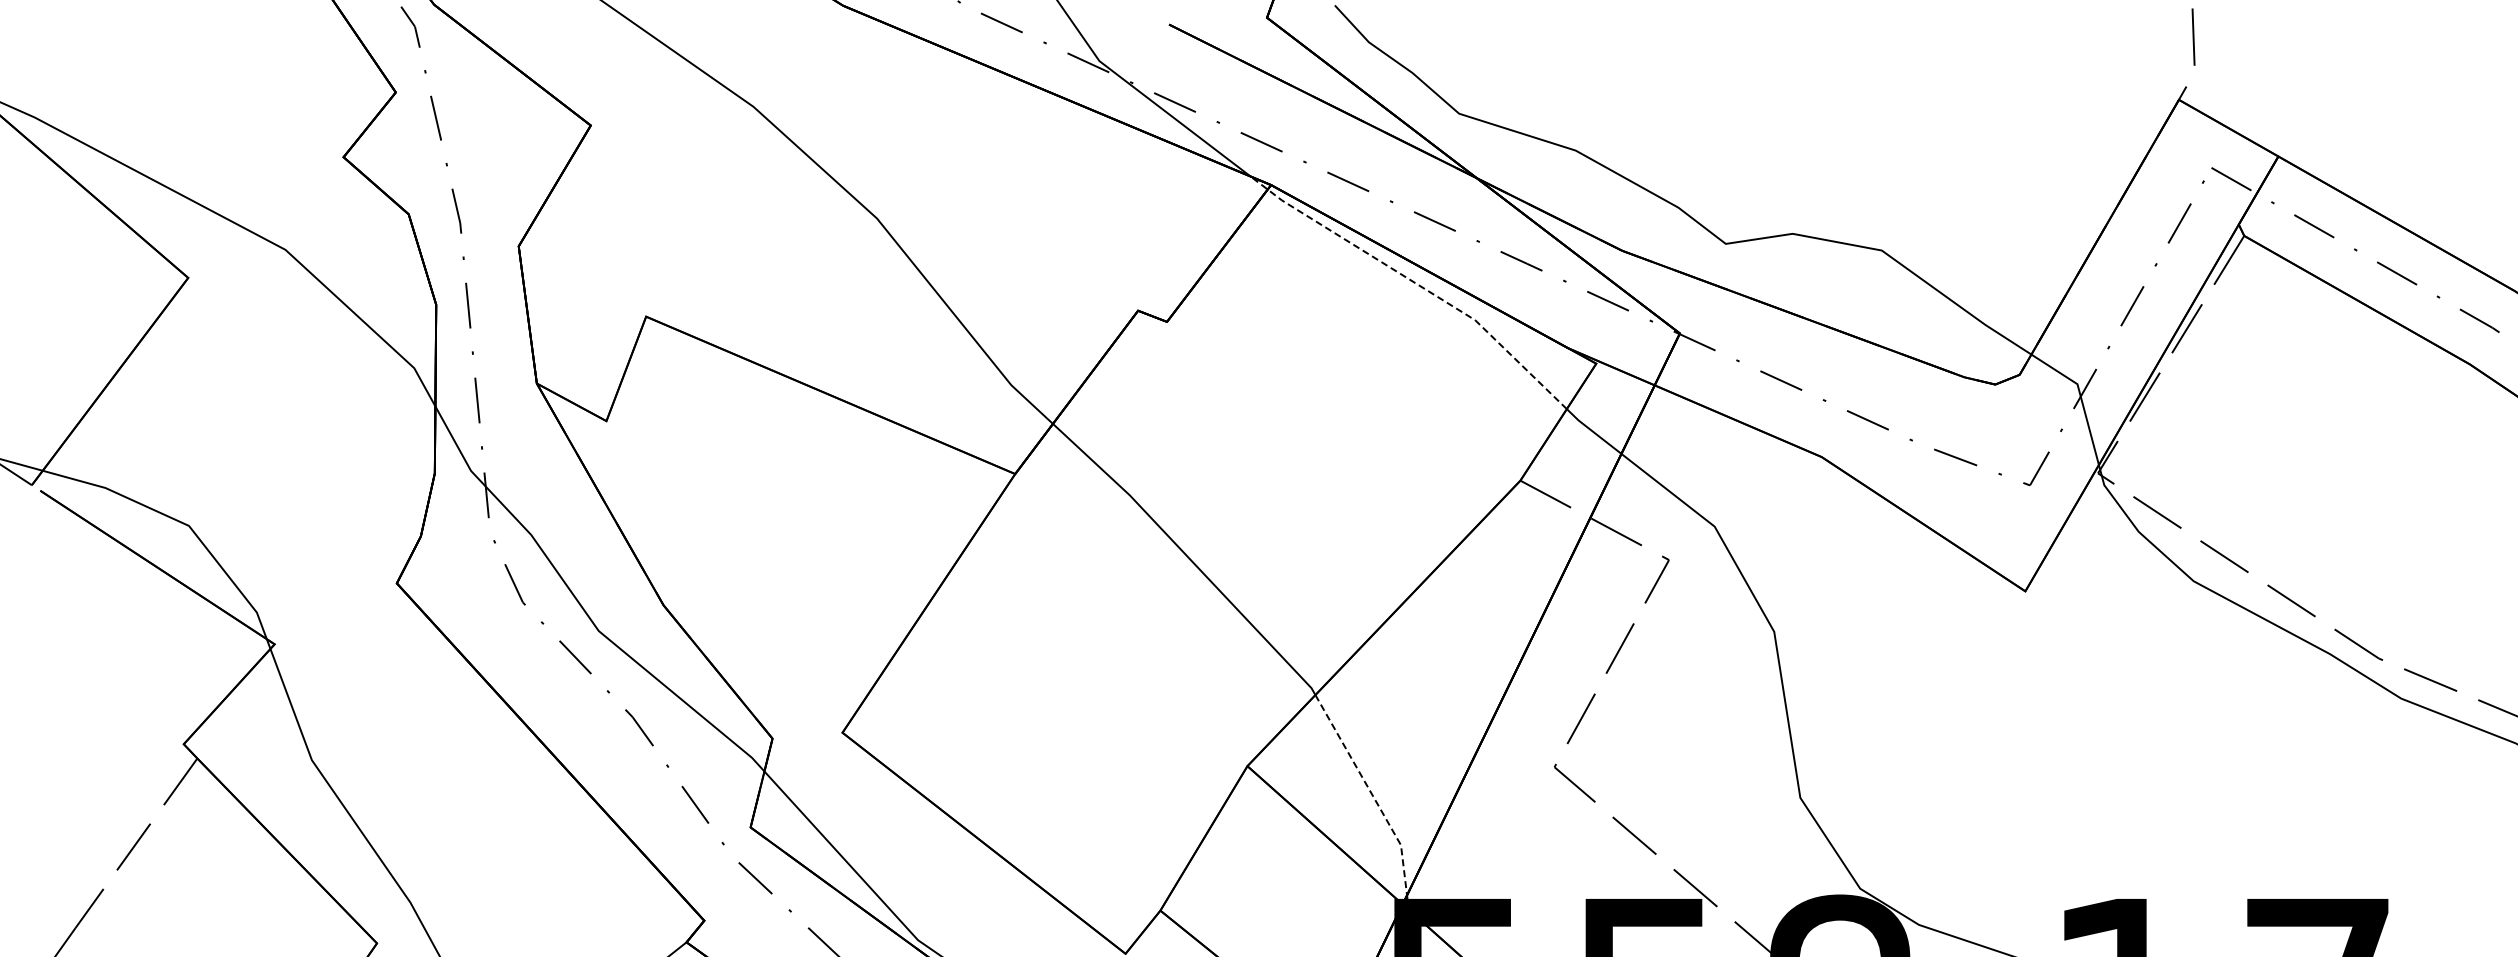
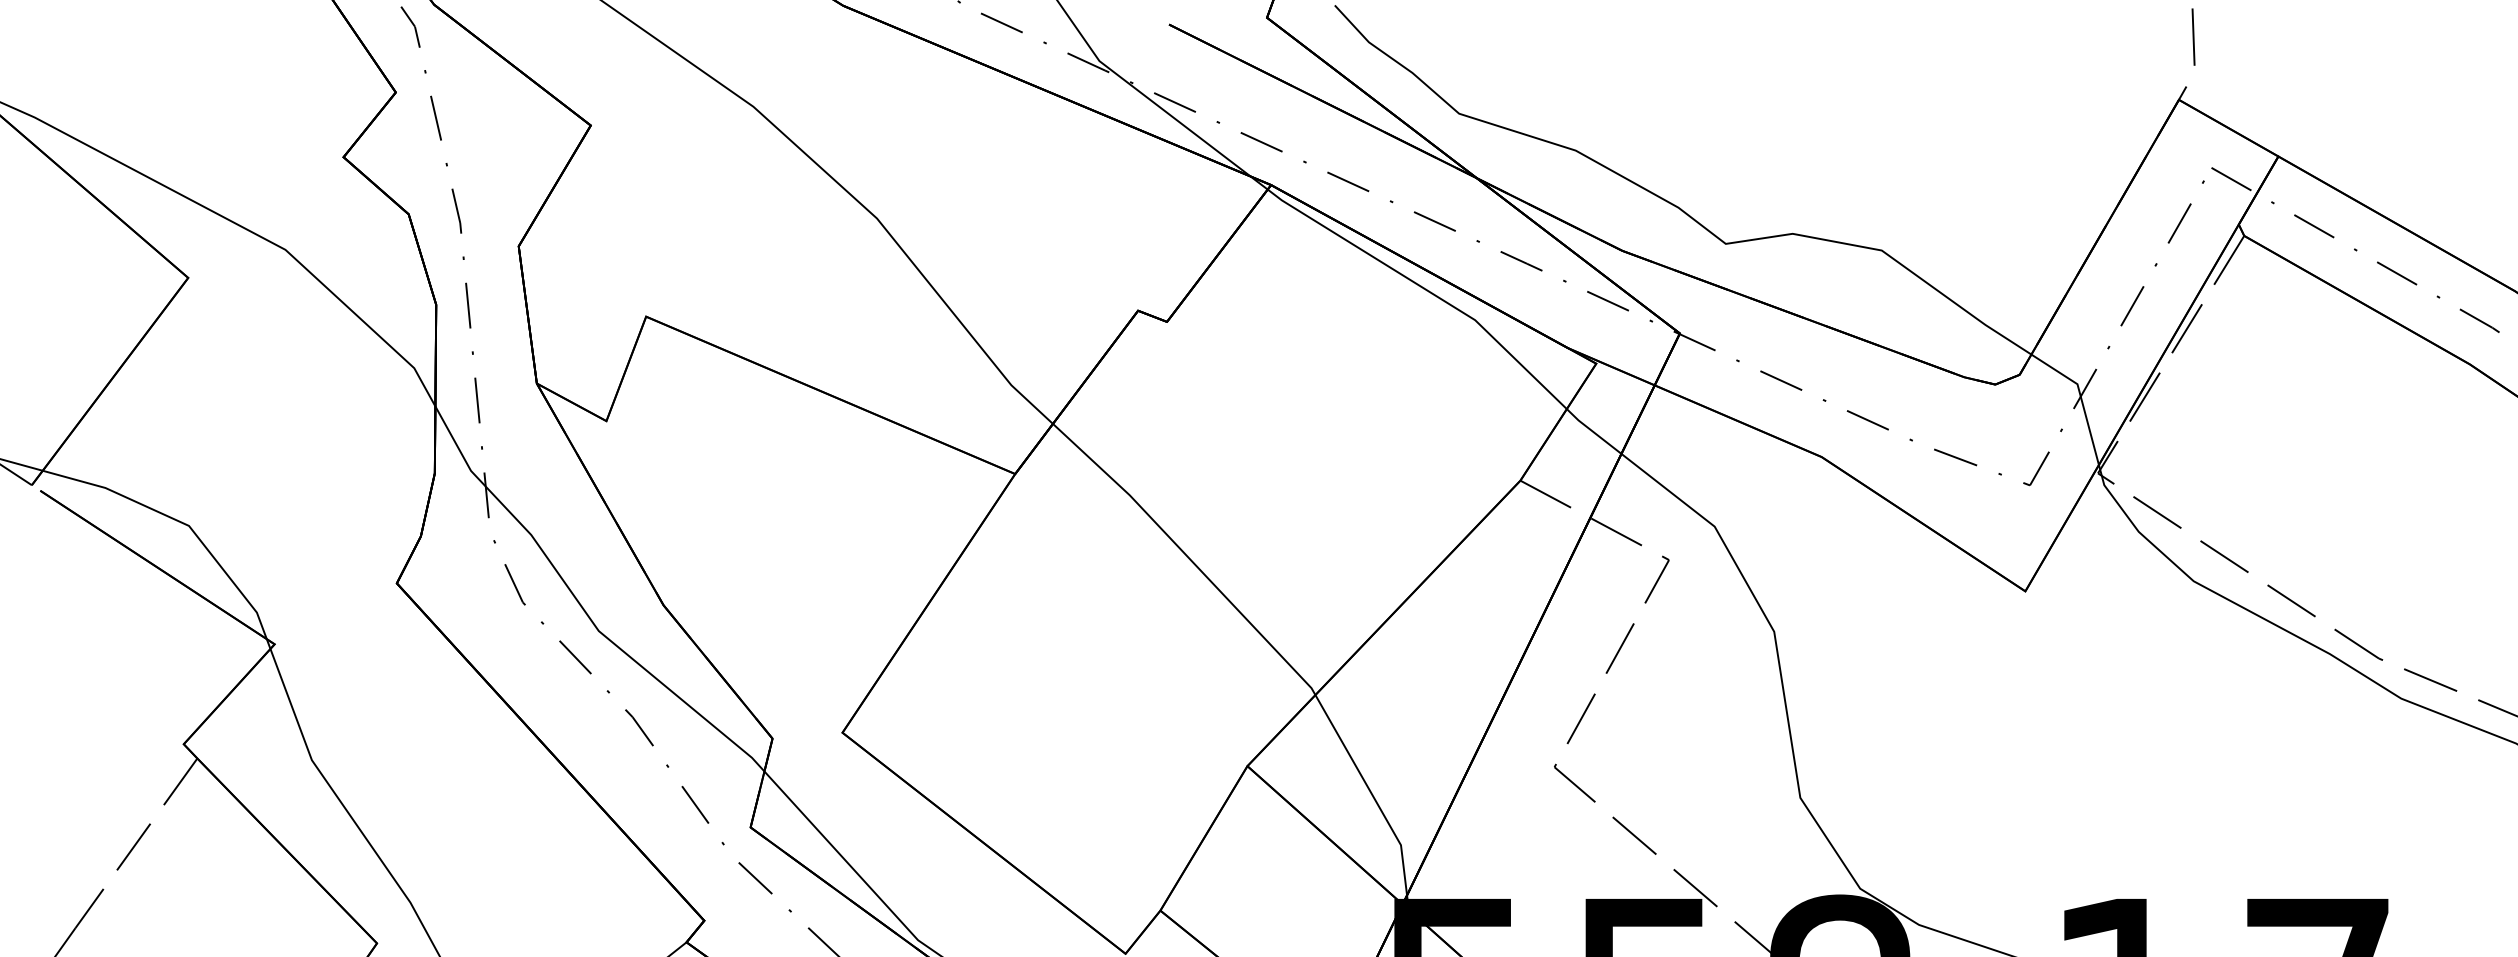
line: dashed -> solid (1415, 283)
line: dashed -> solid (1374, 799)
